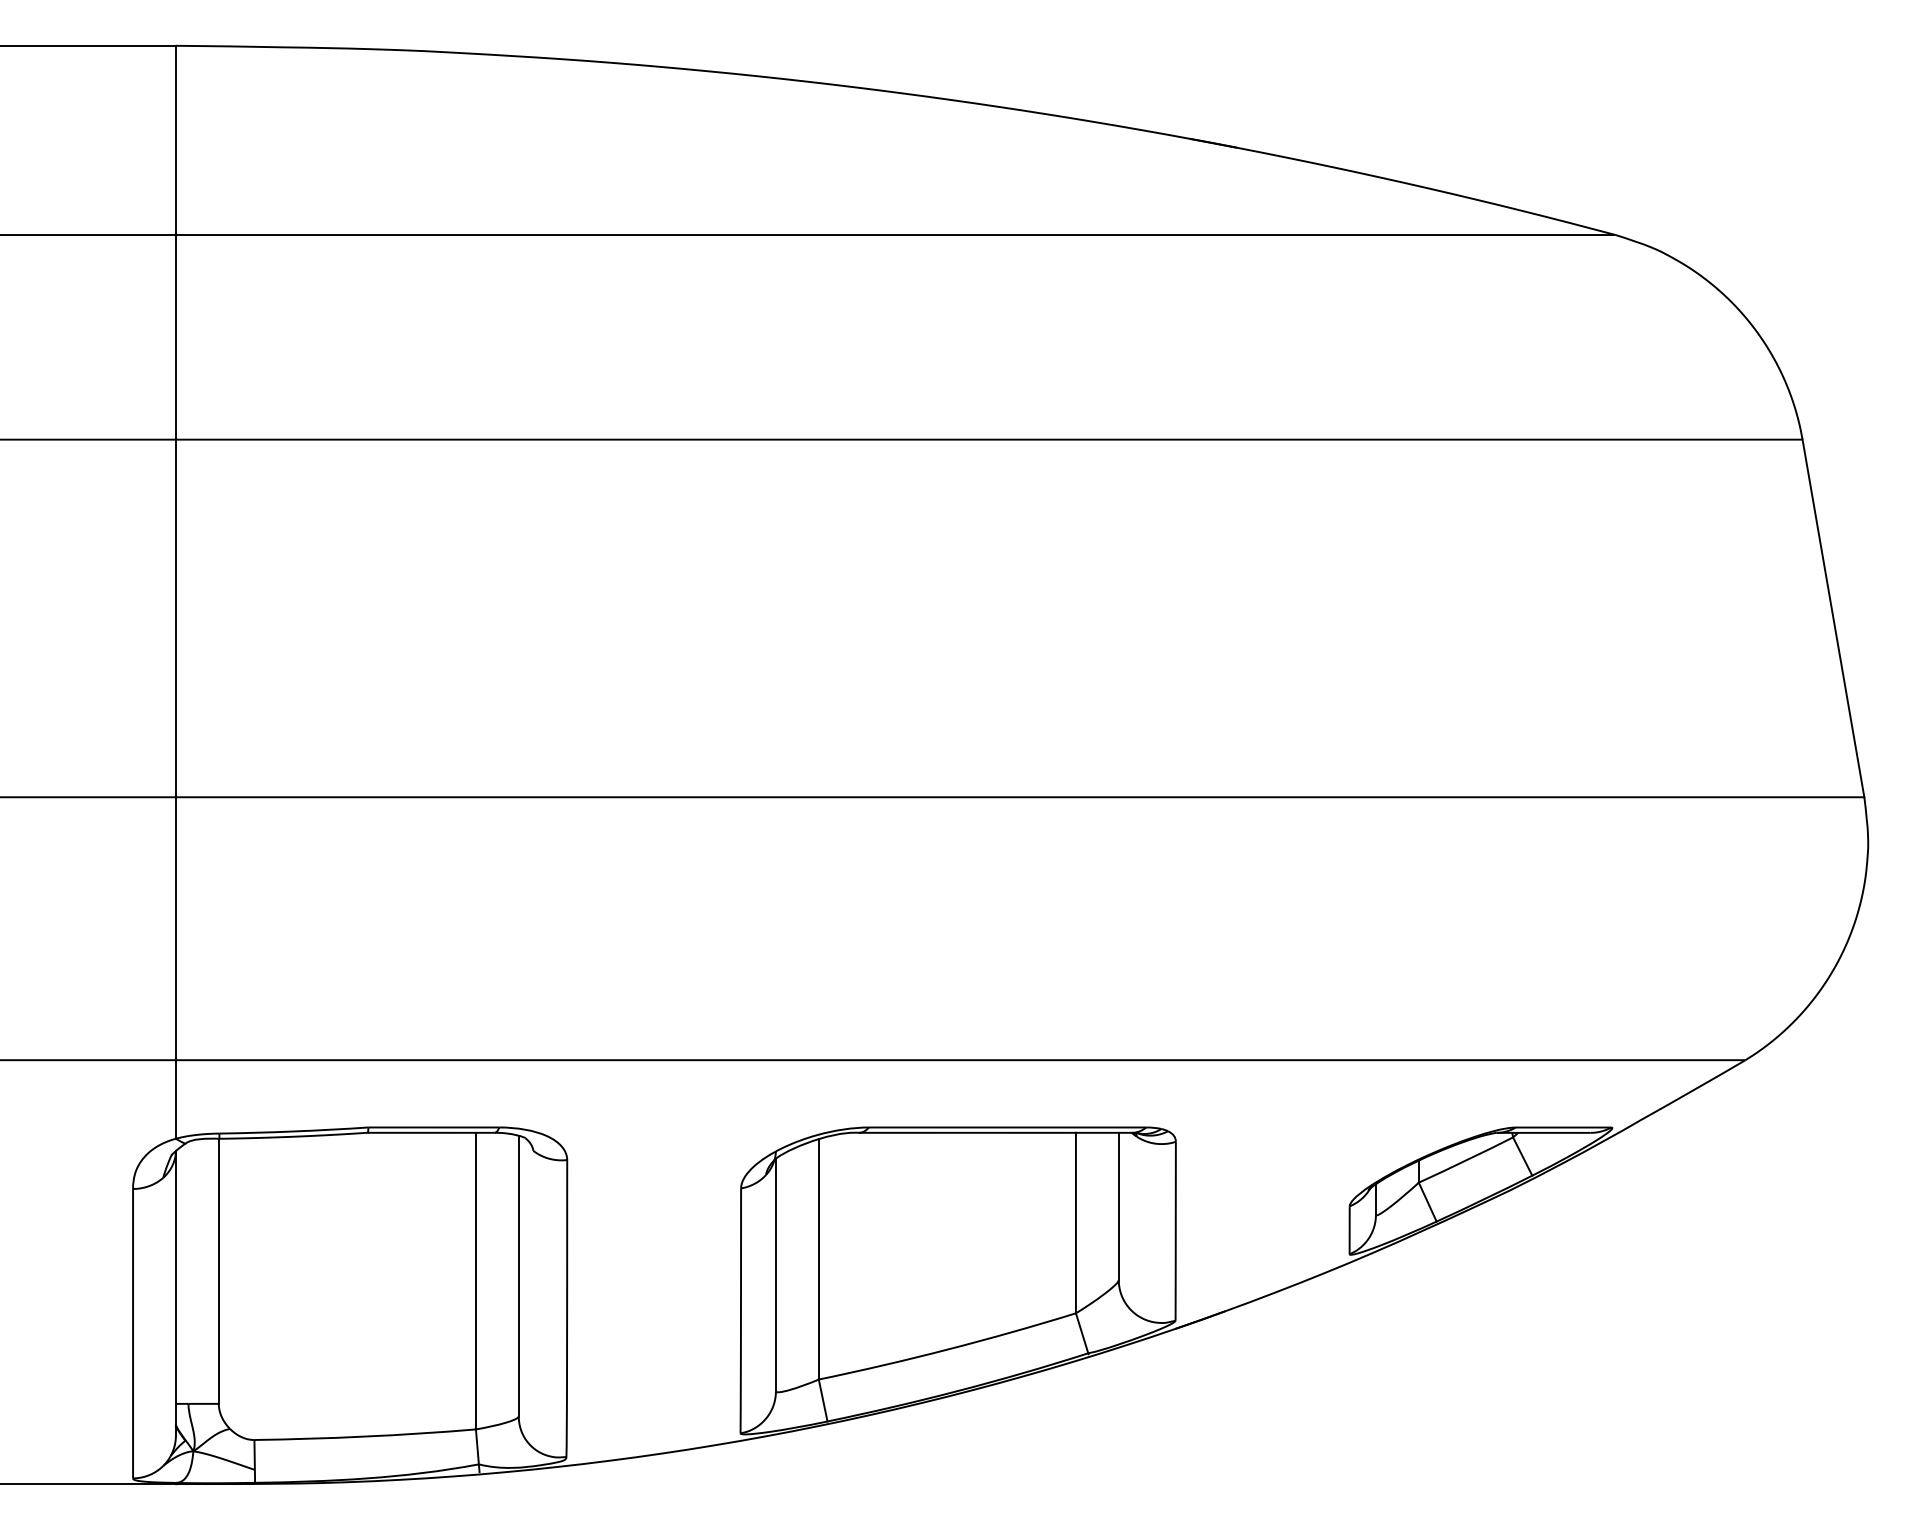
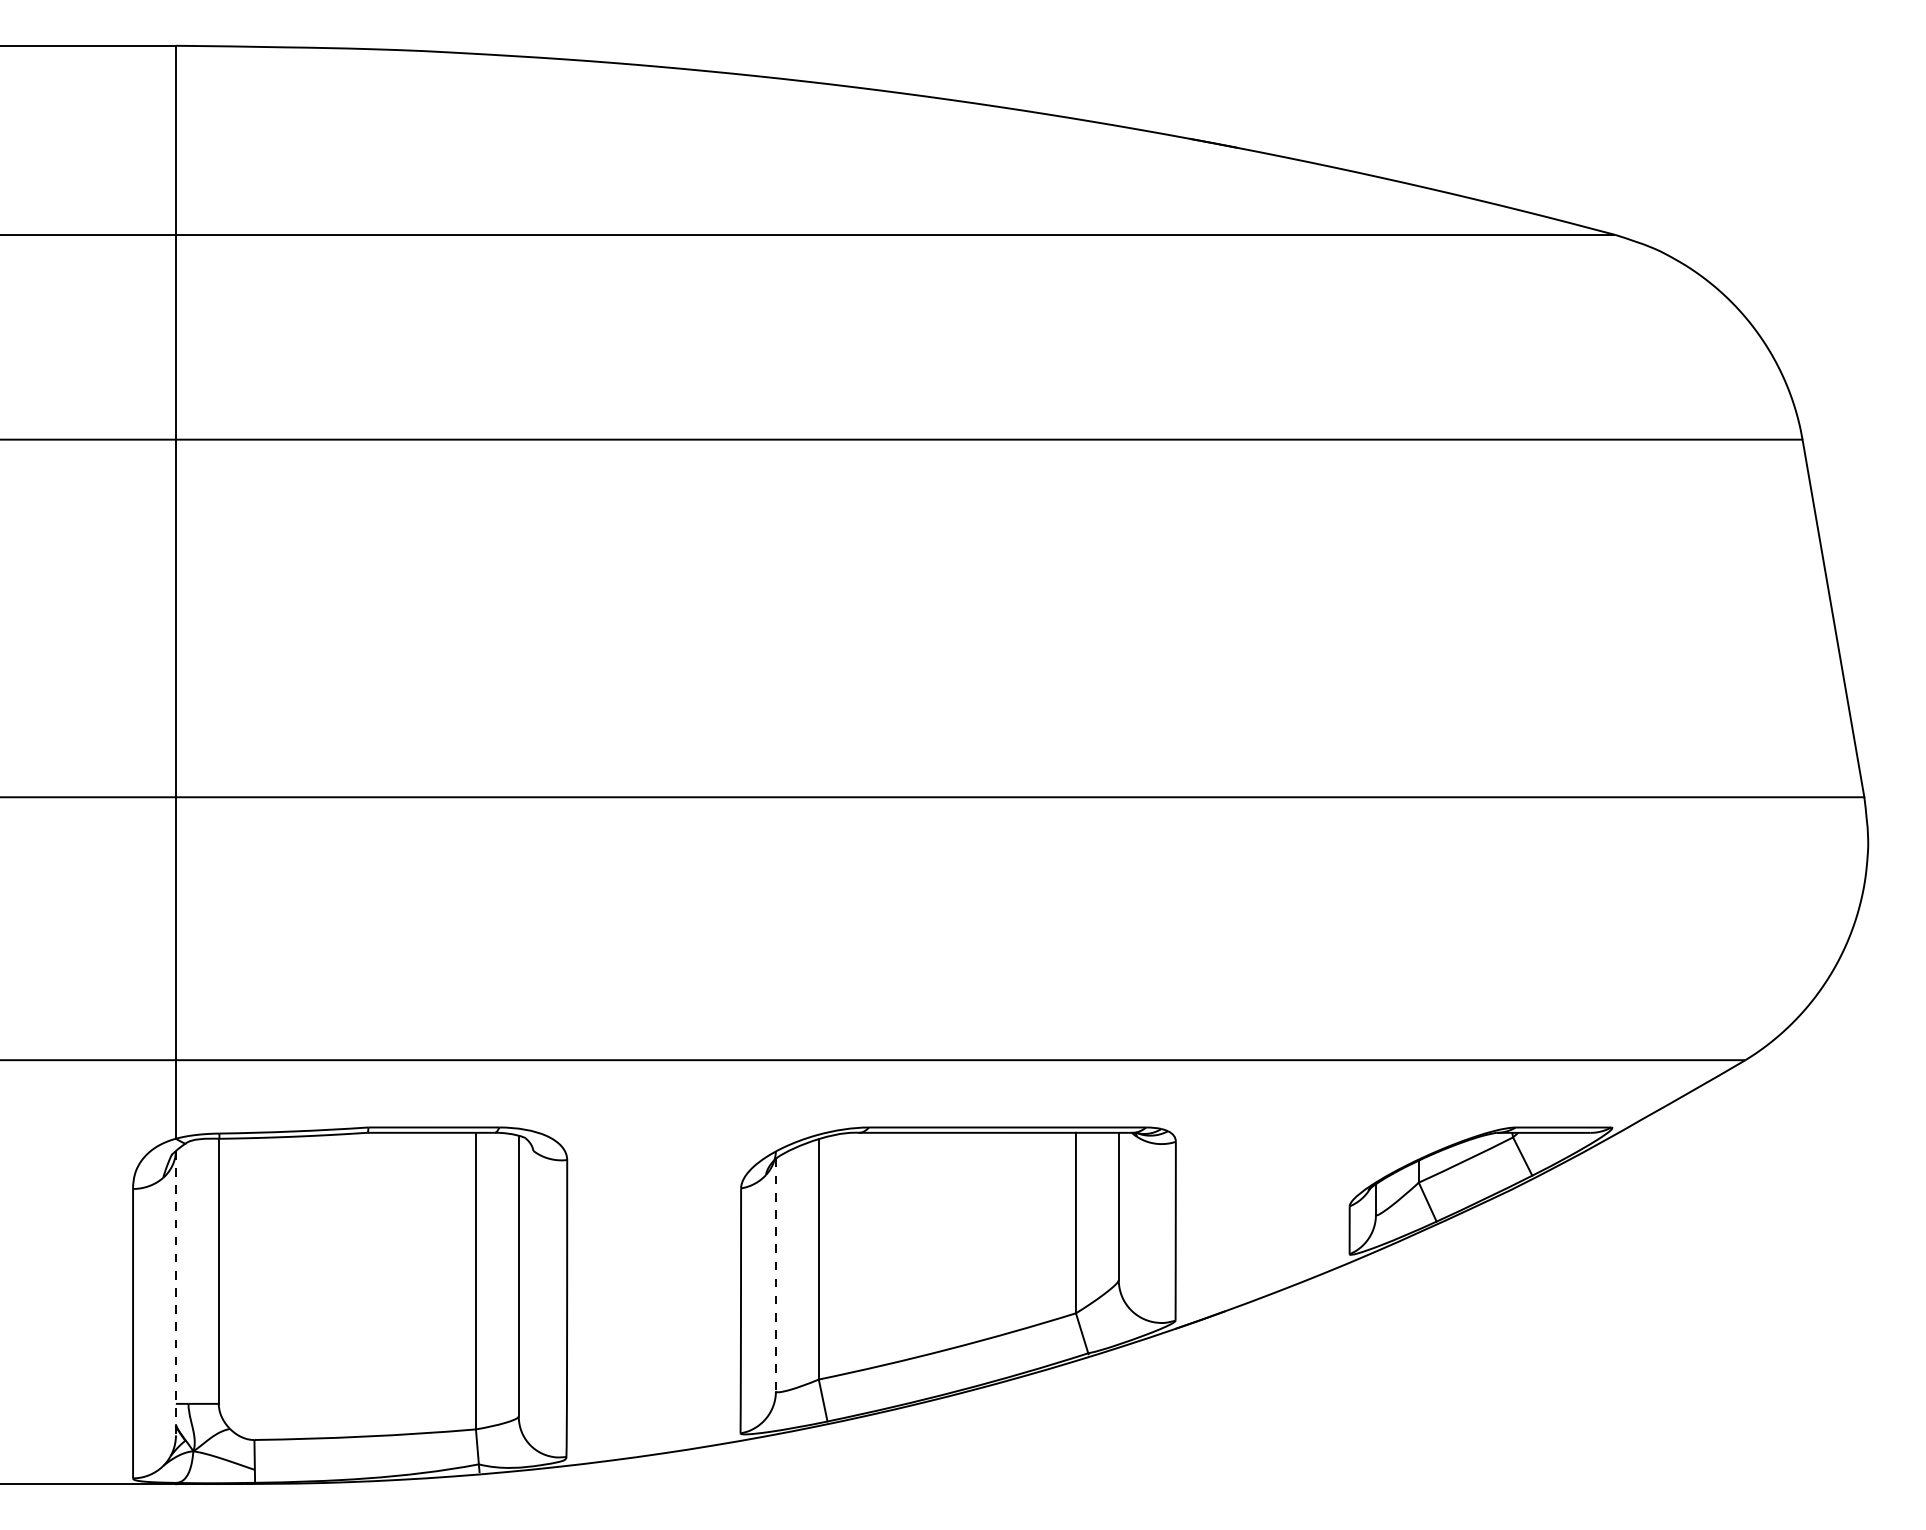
line: solid -> dashed (775, 1275)
line: solid -> dashed (175, 1293)
